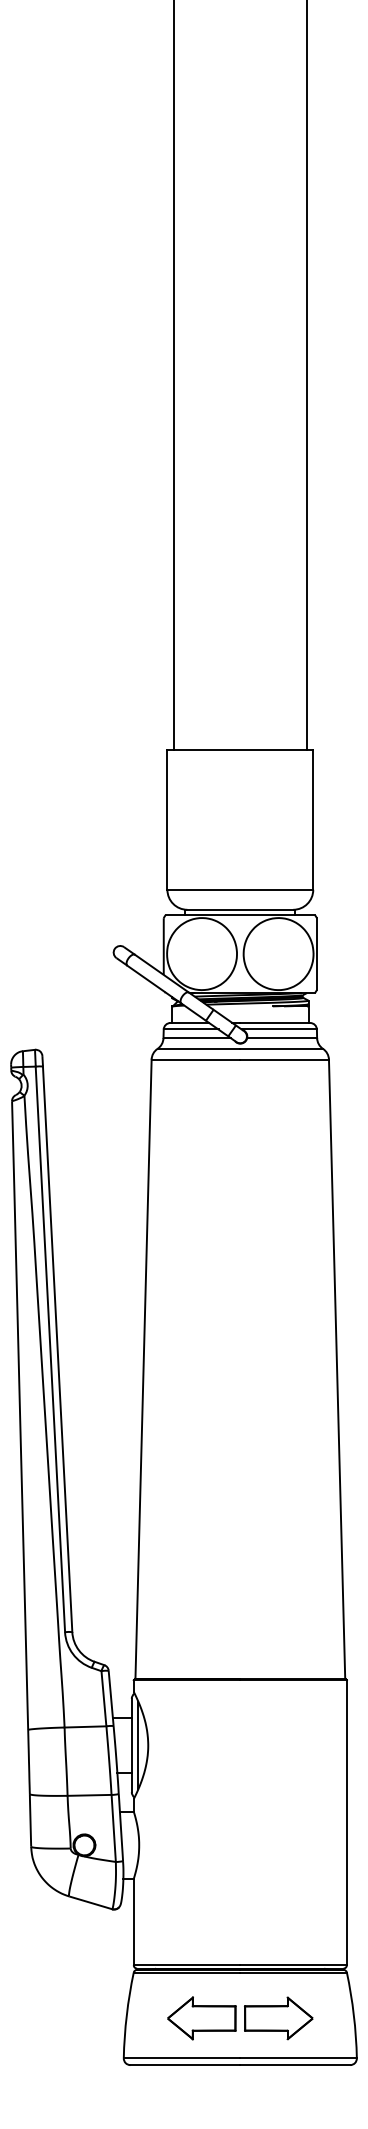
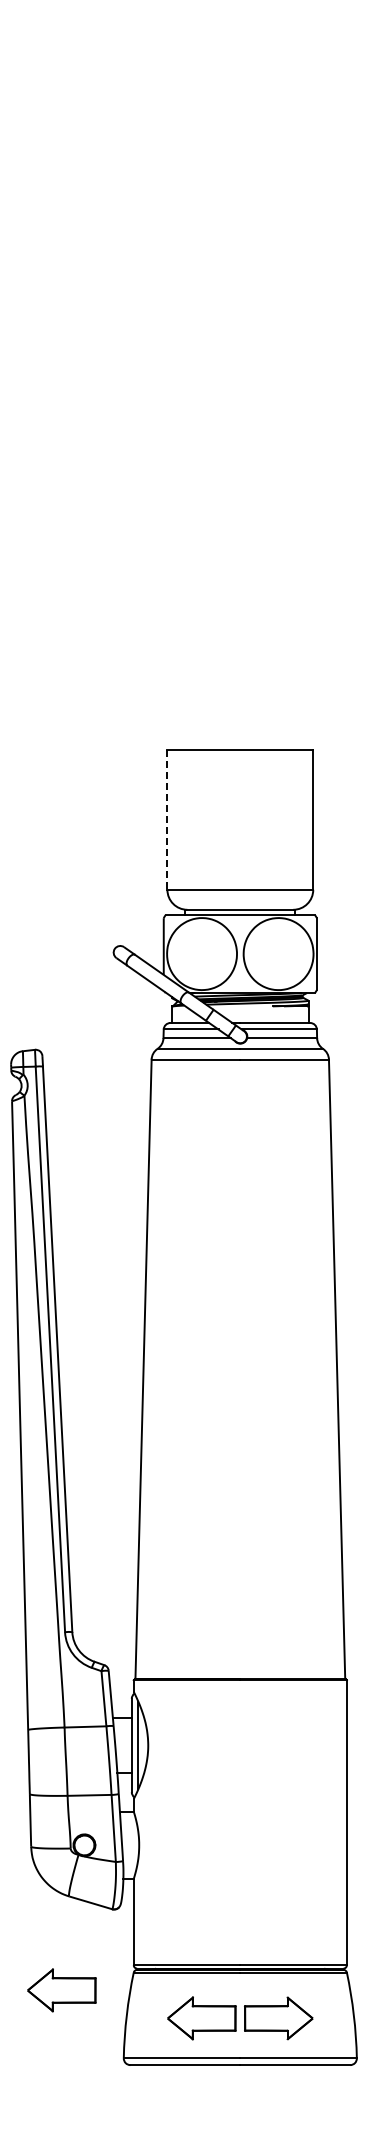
line: present -> none (173, 376)
line: present -> none (306, 376)
line: solid -> dashed (167, 819)
part: none -> present (61, 1990)
